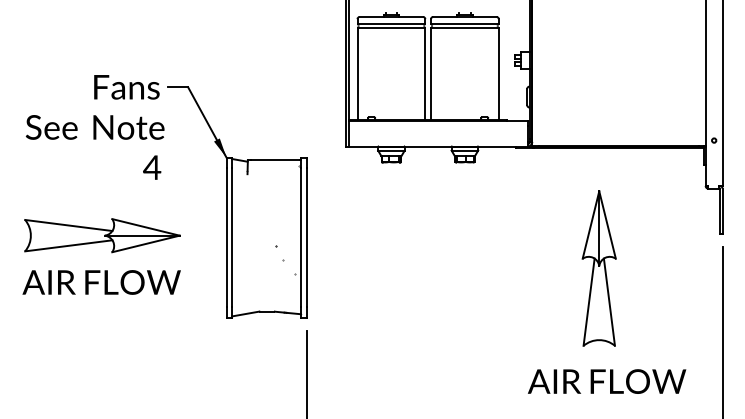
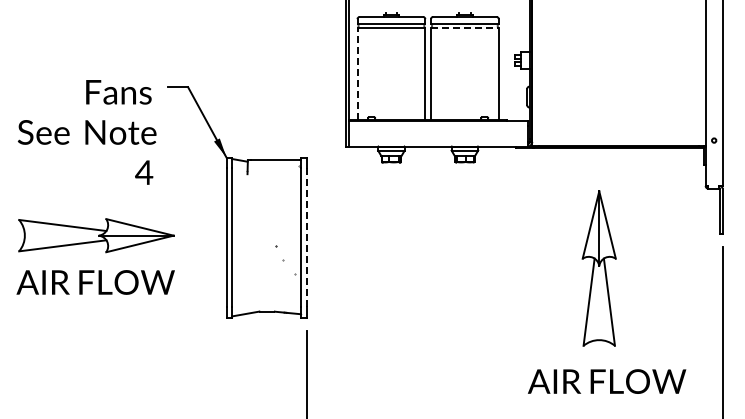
line: solid -> dashed (464, 28)
line: solid -> dashed (357, 74)
text position: (94, 127) -> (86, 132) (86, 132)
line: solid -> dashed (306, 237)
part position: (111, 253) -> (105, 253) (105, 253)
